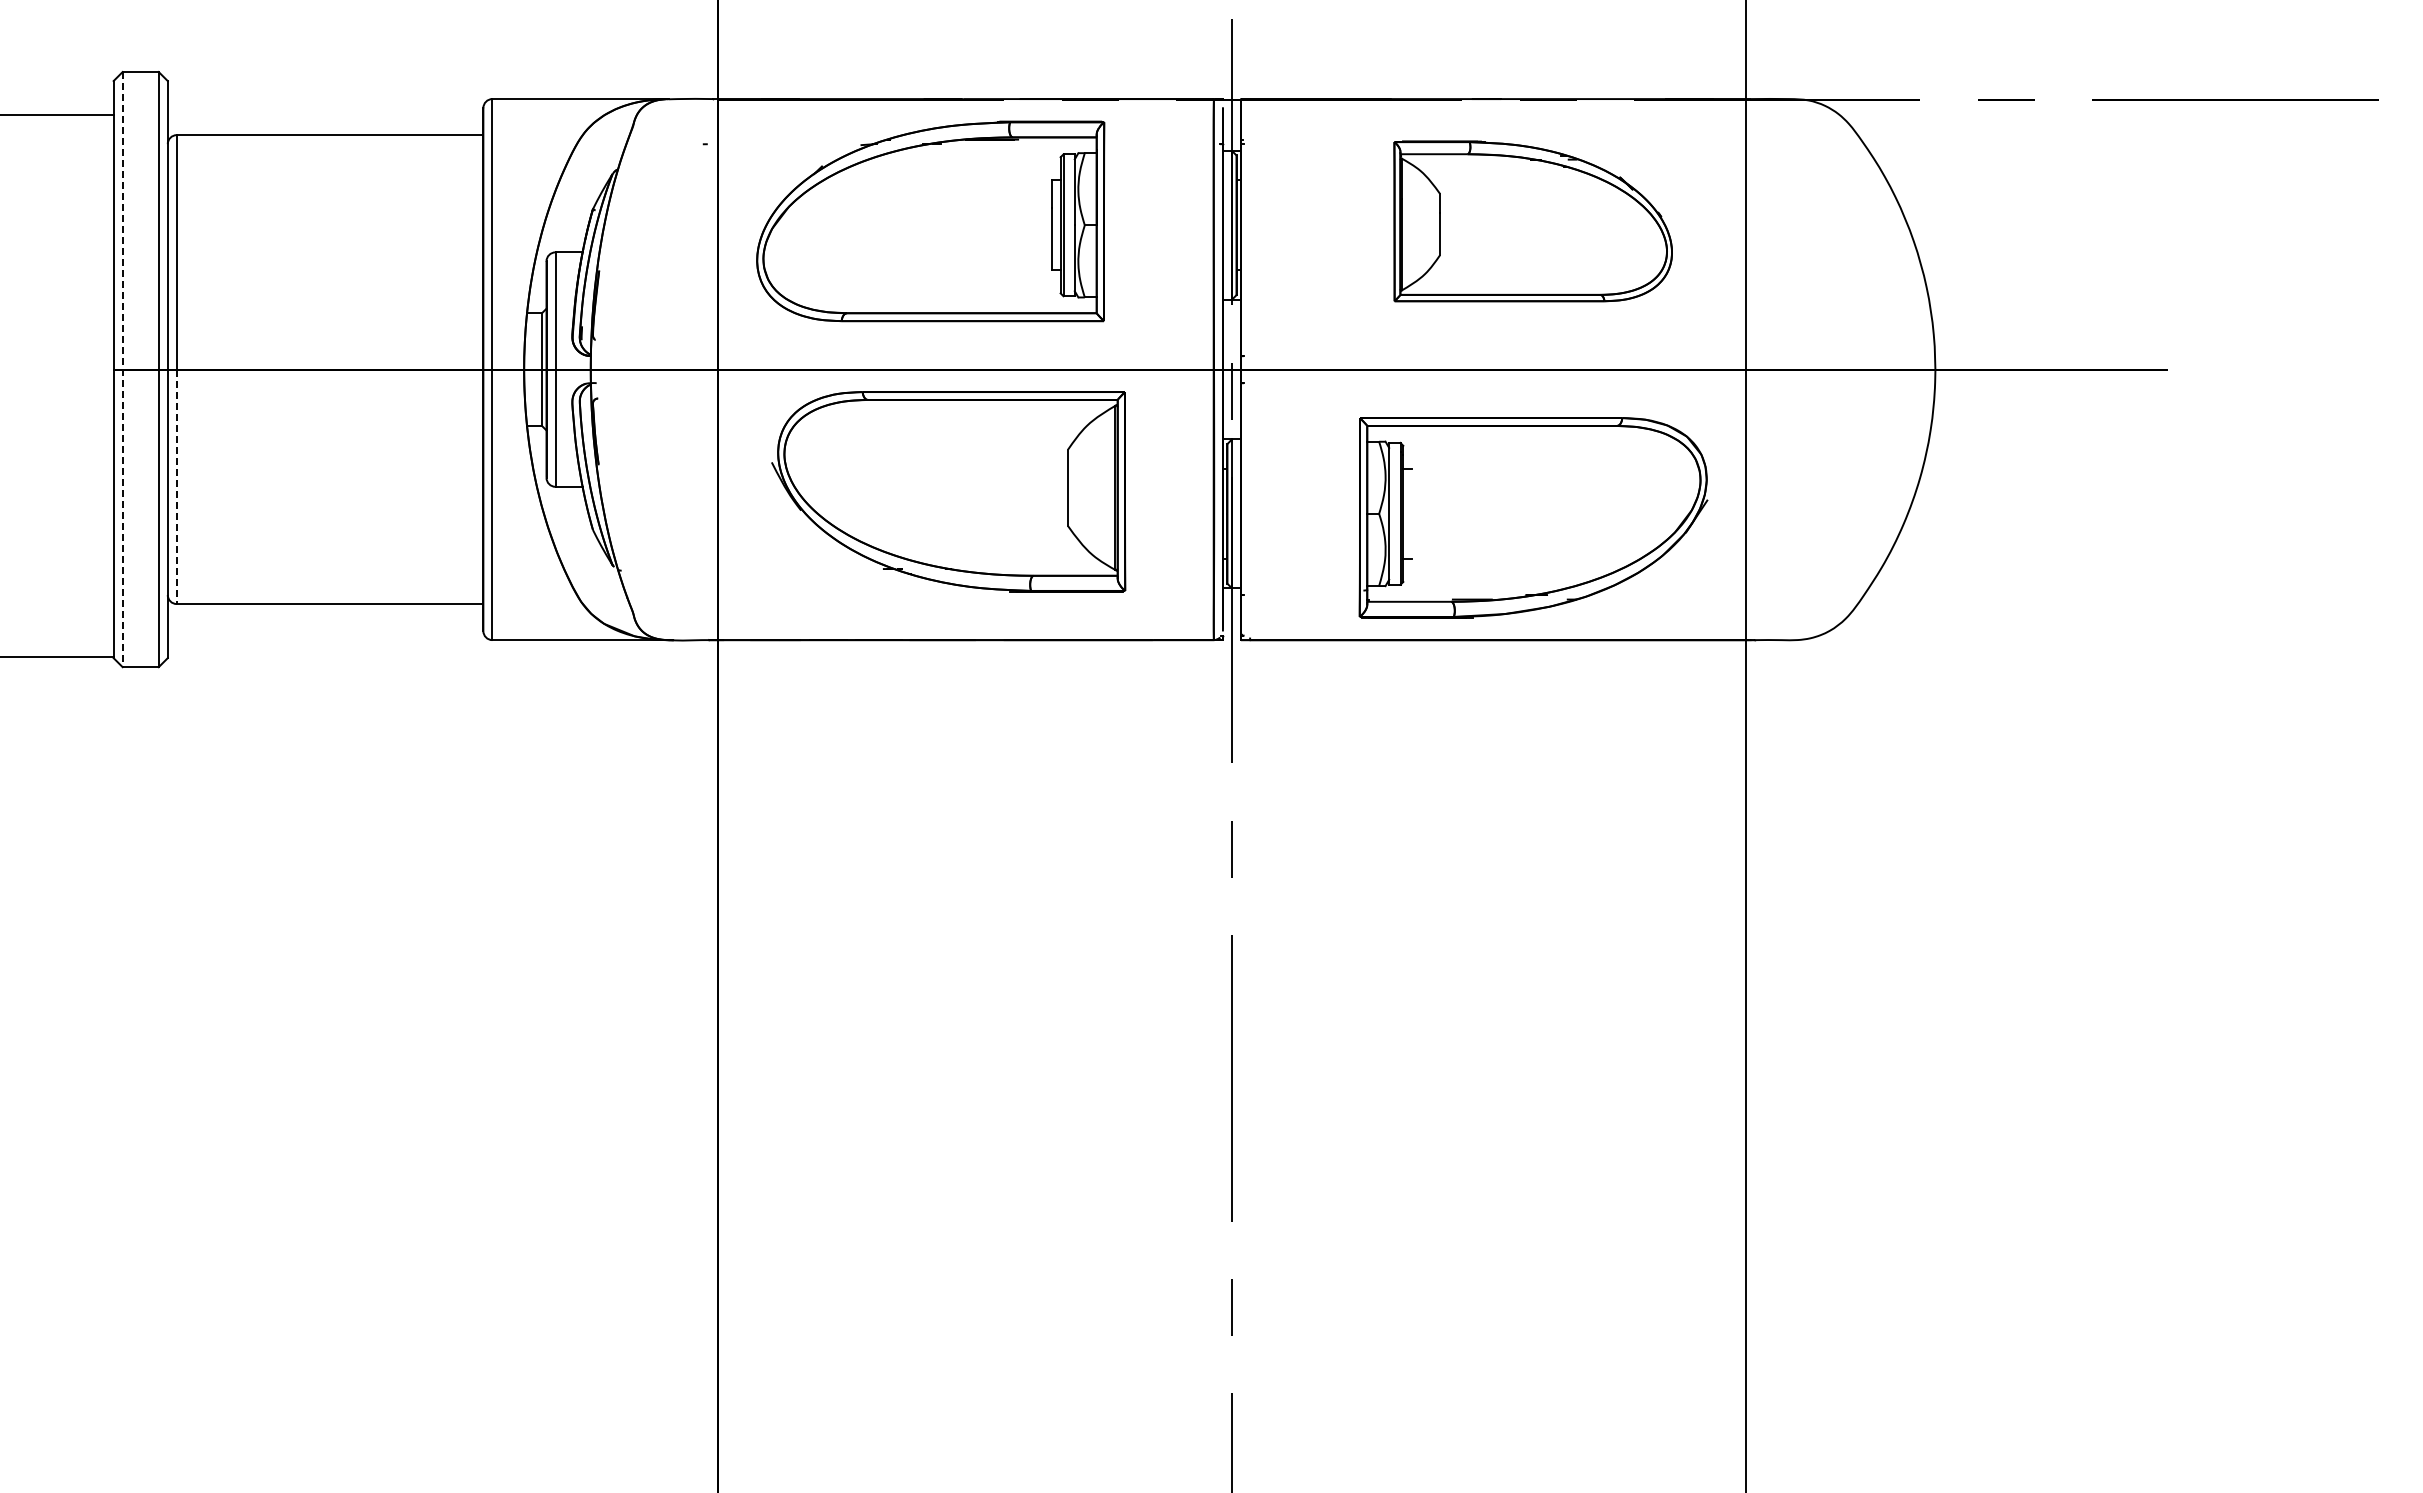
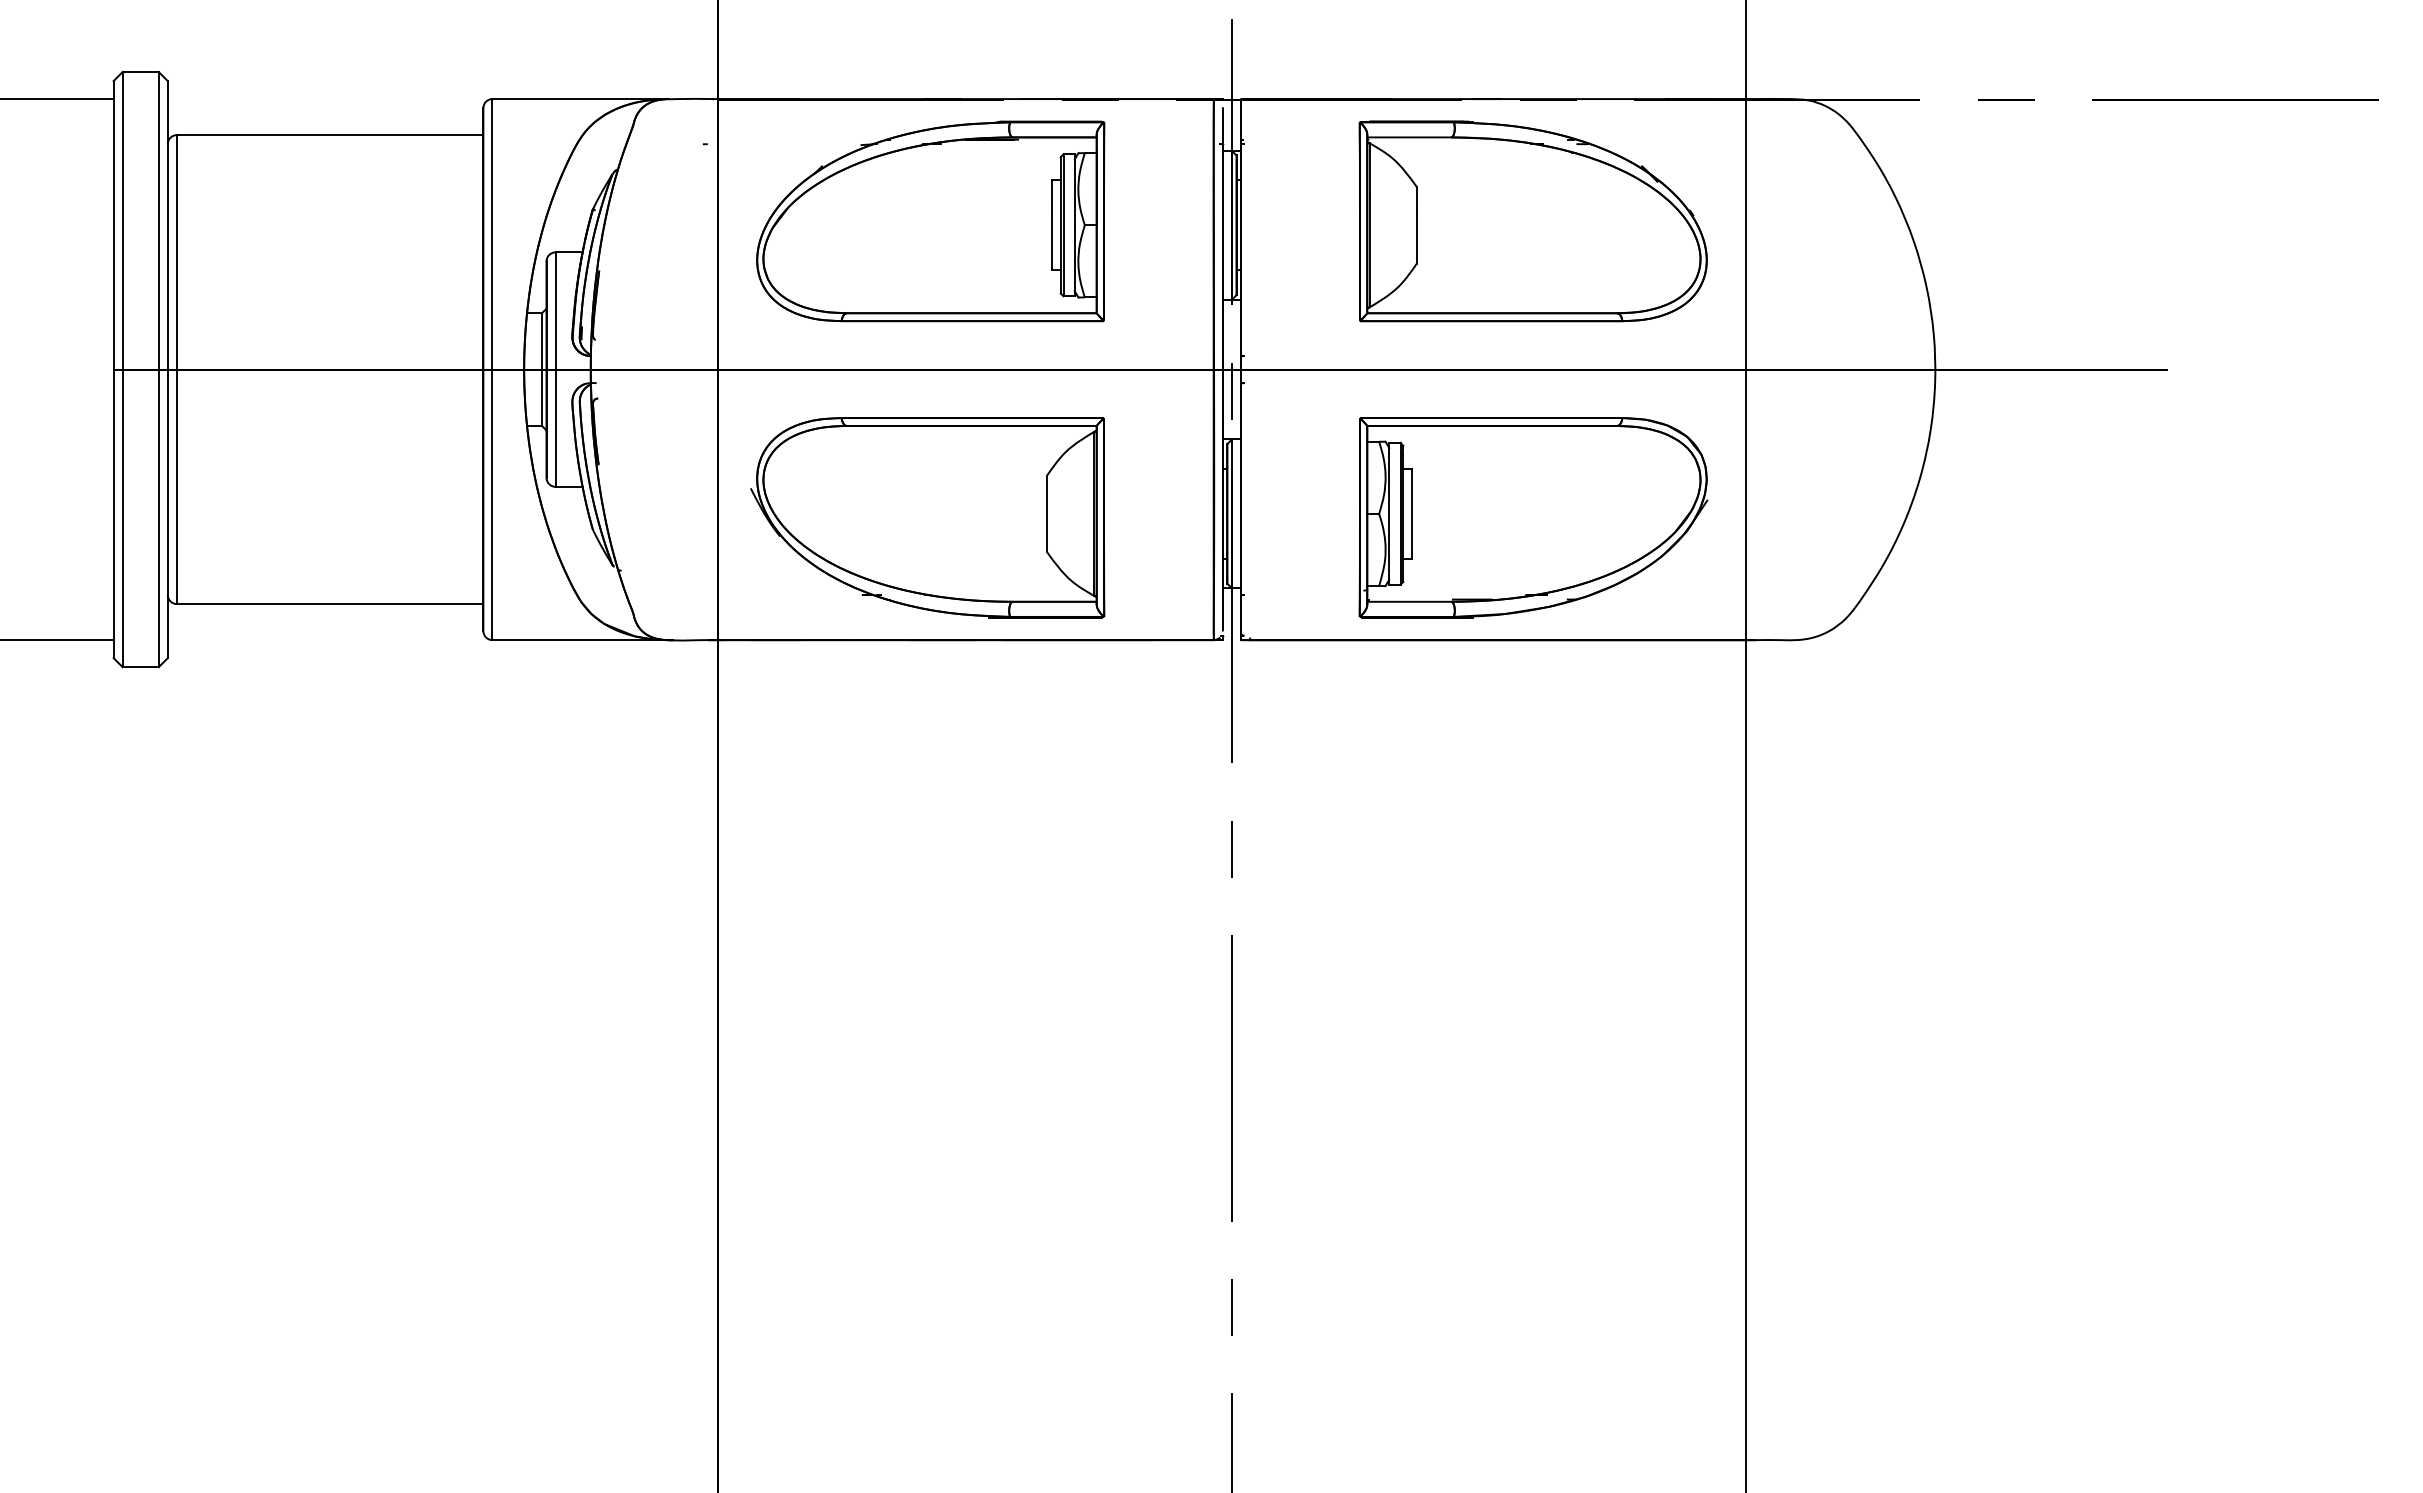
line position: (57, 115) -> (57, 99) (57, 99)
part size: 280x163 px -> 350x203 px (1532, 221)
line: dashed -> solid (122, 369)
line: dashed -> solid (176, 487)
part position: (948, 491) -> (927, 517) (927, 517)
line: none -> present (1412, 513)
line position: (57, 657) -> (57, 640) (57, 640)
